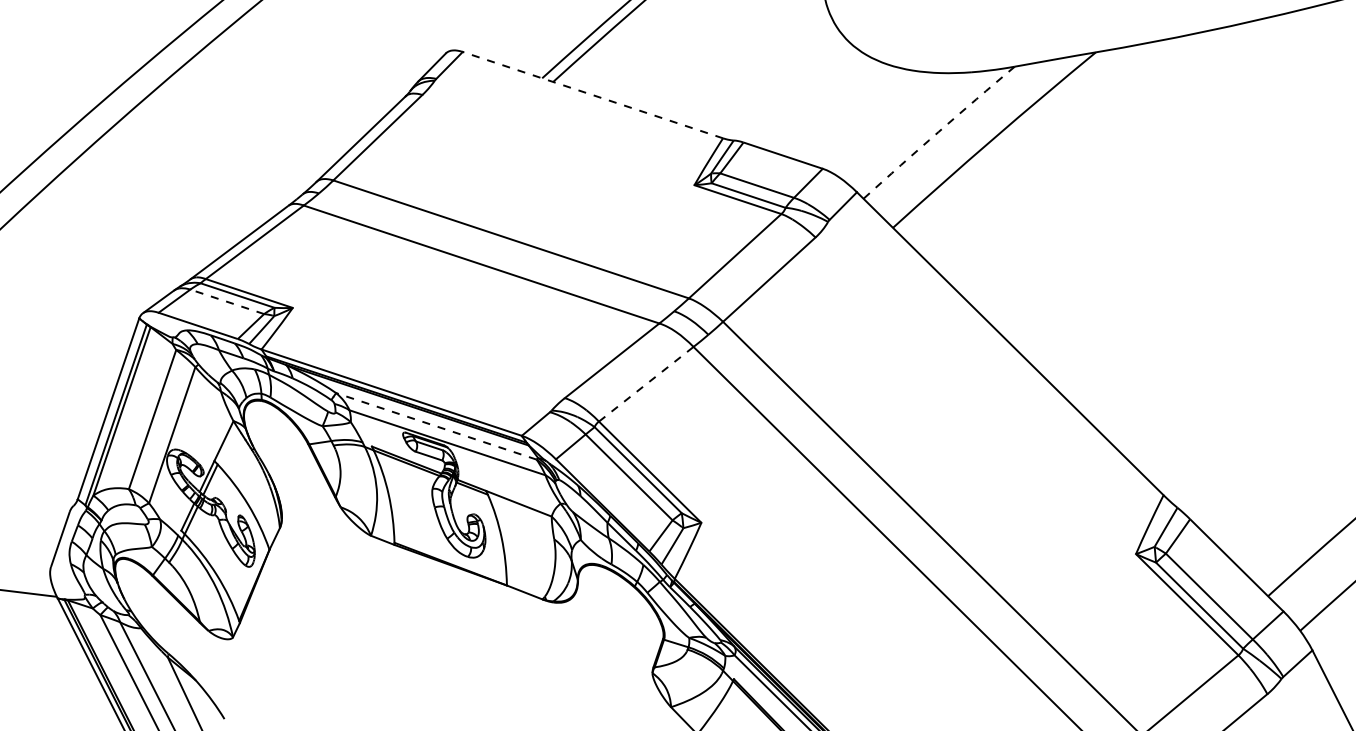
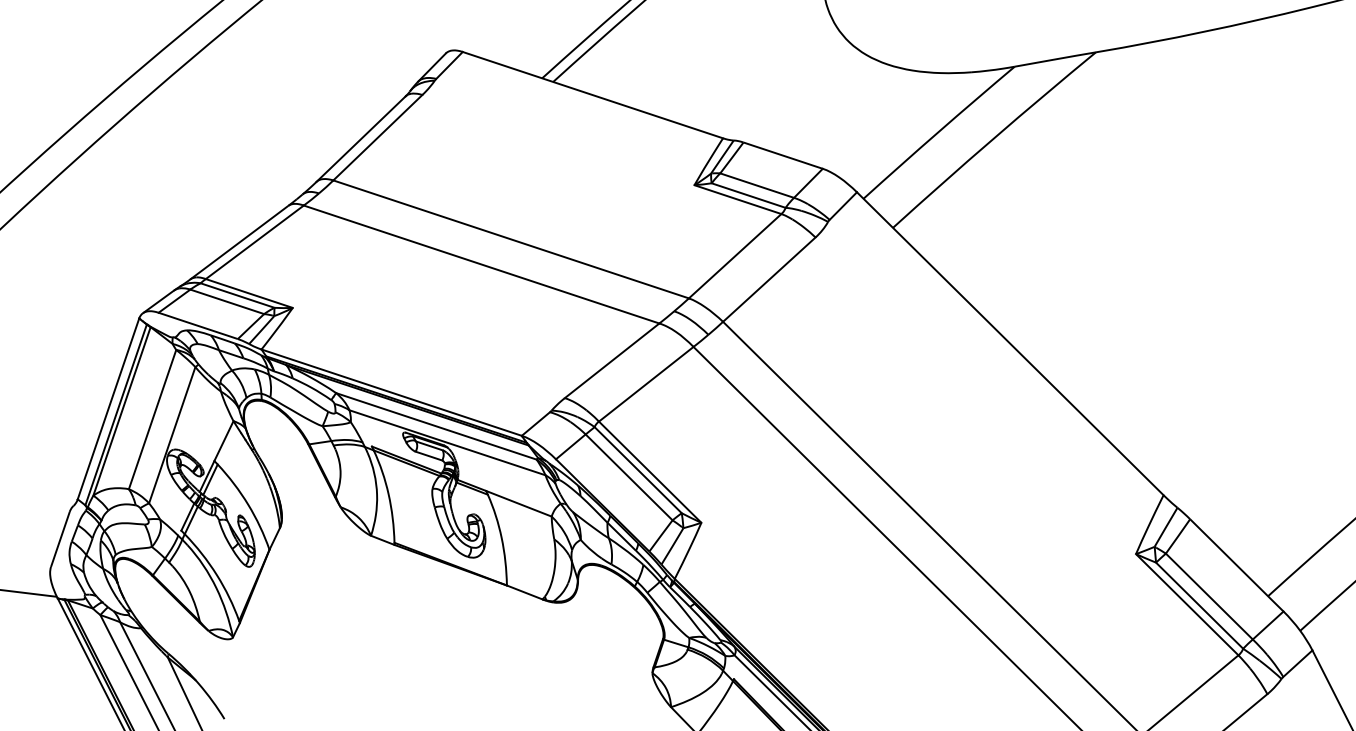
line: dashed -> solid (592, 94)
arc: dashed -> solid (938, 132)
line: dashed -> solid (227, 301)
line: dashed -> solid (646, 383)
line: dashed -> solid (436, 426)
